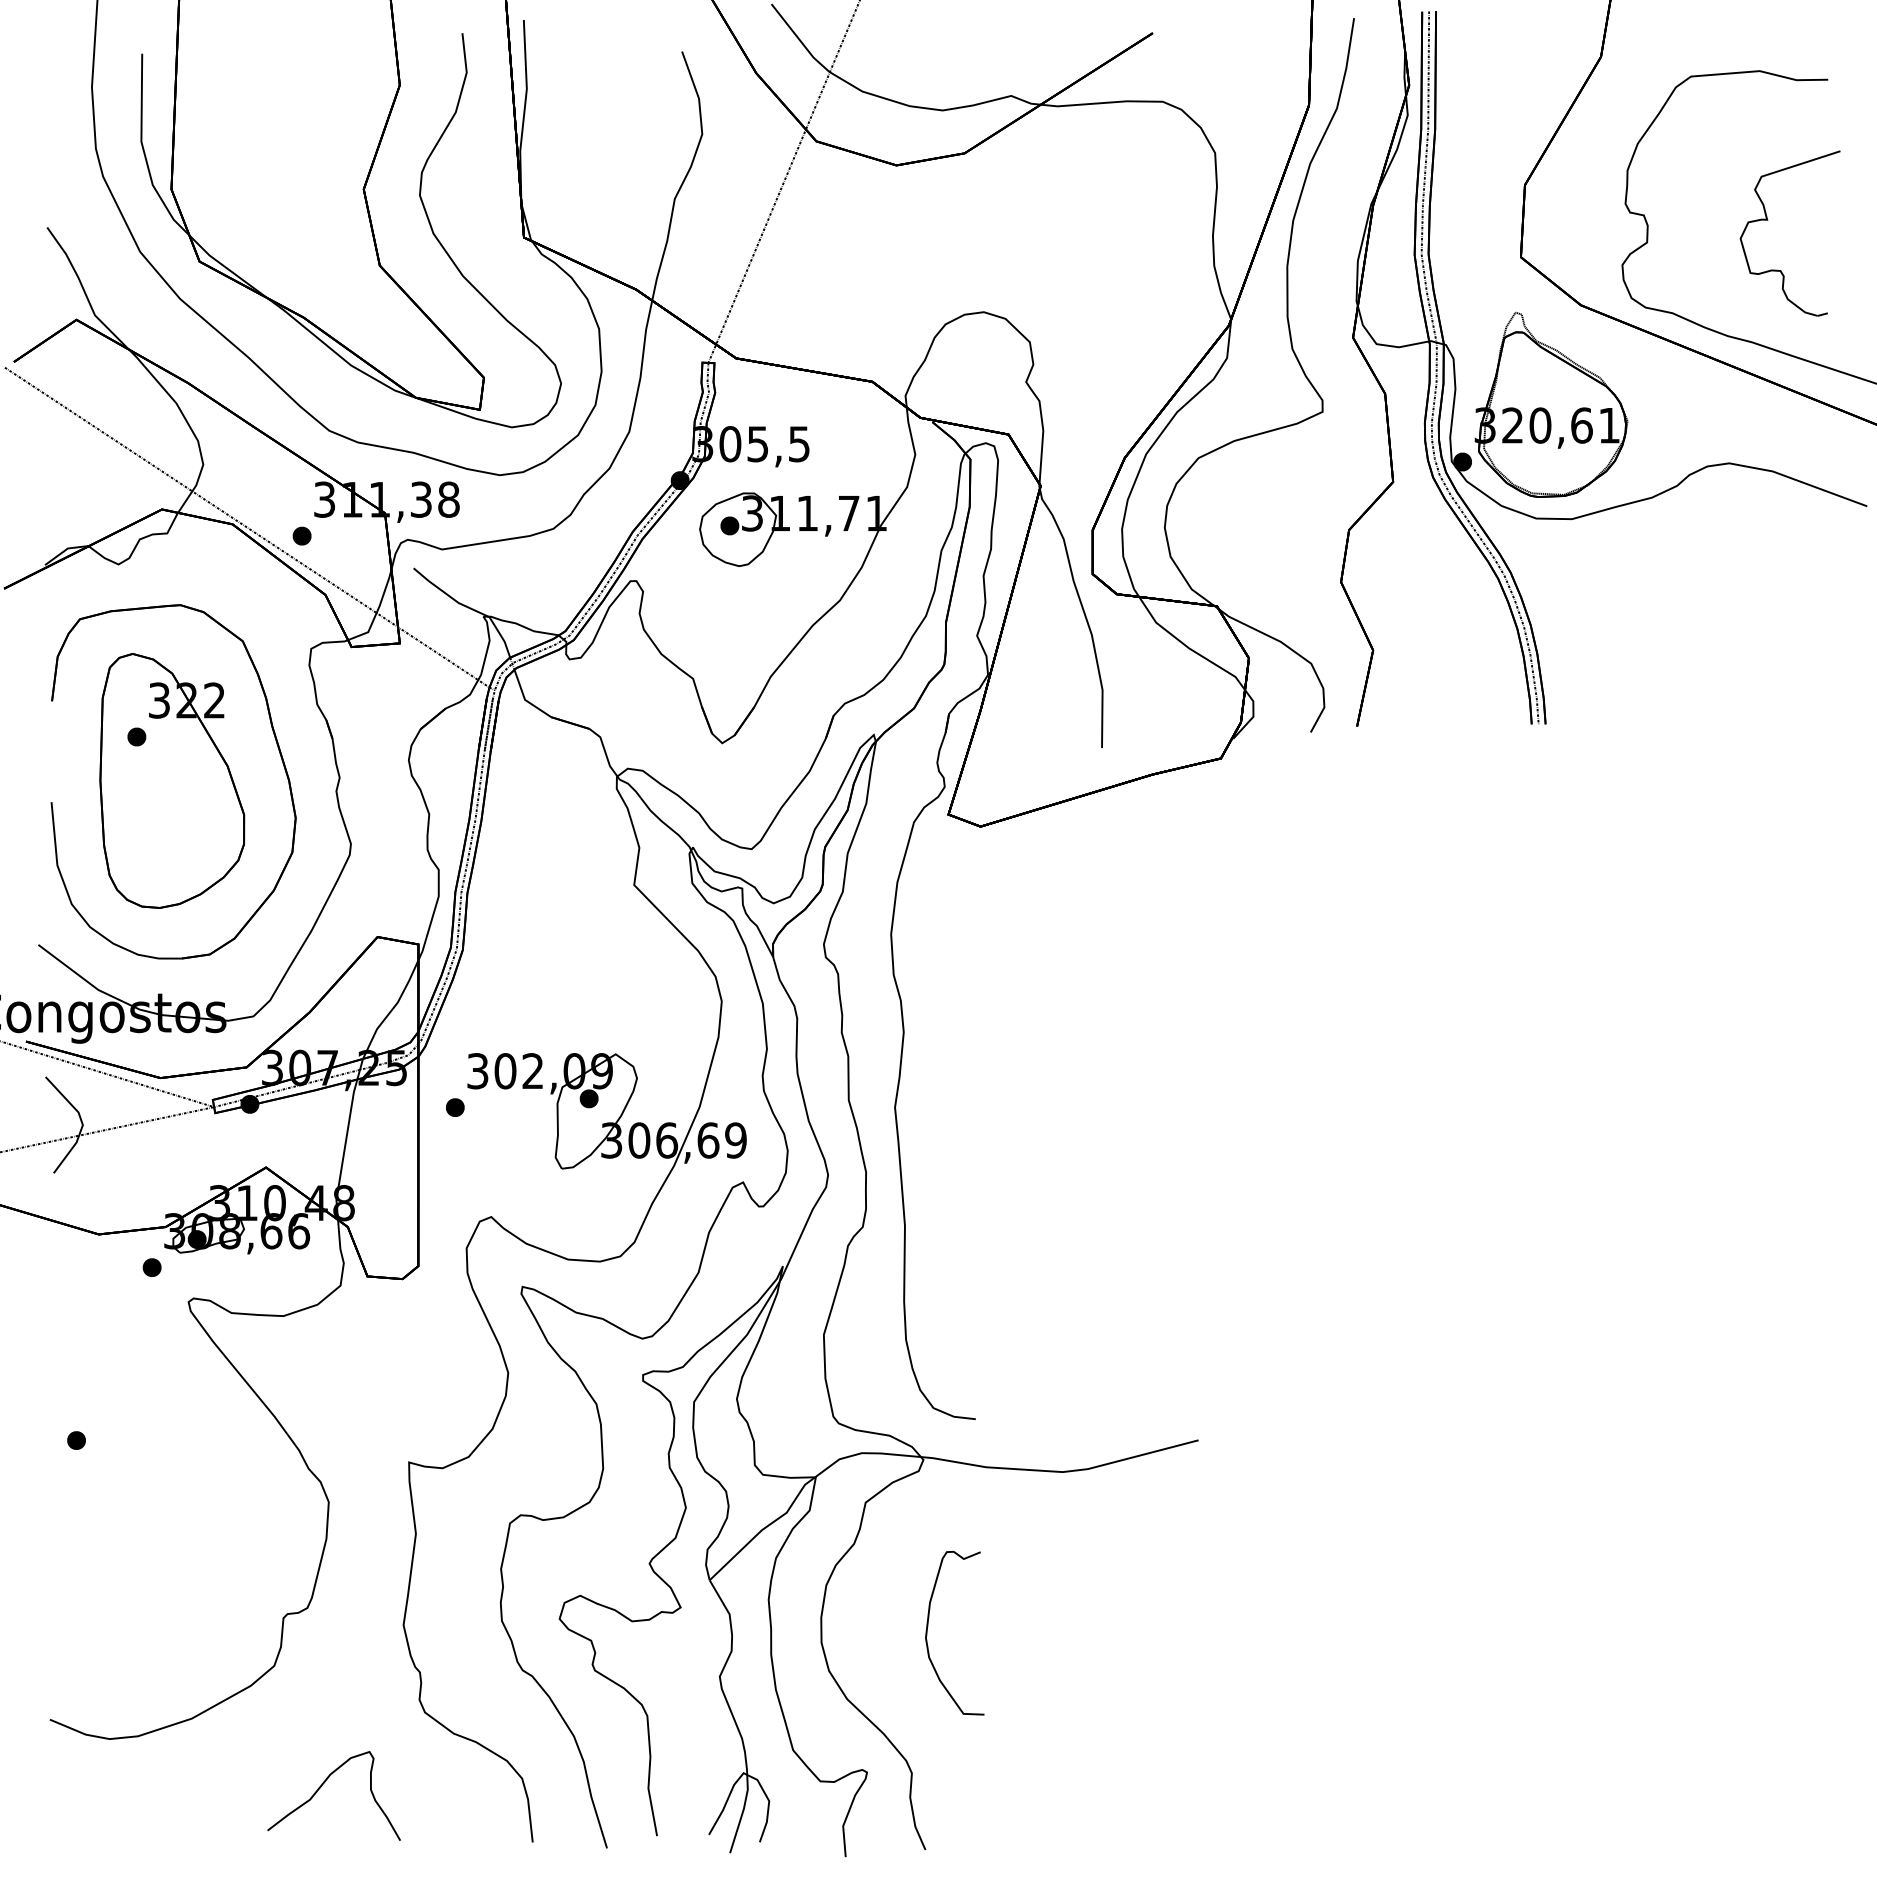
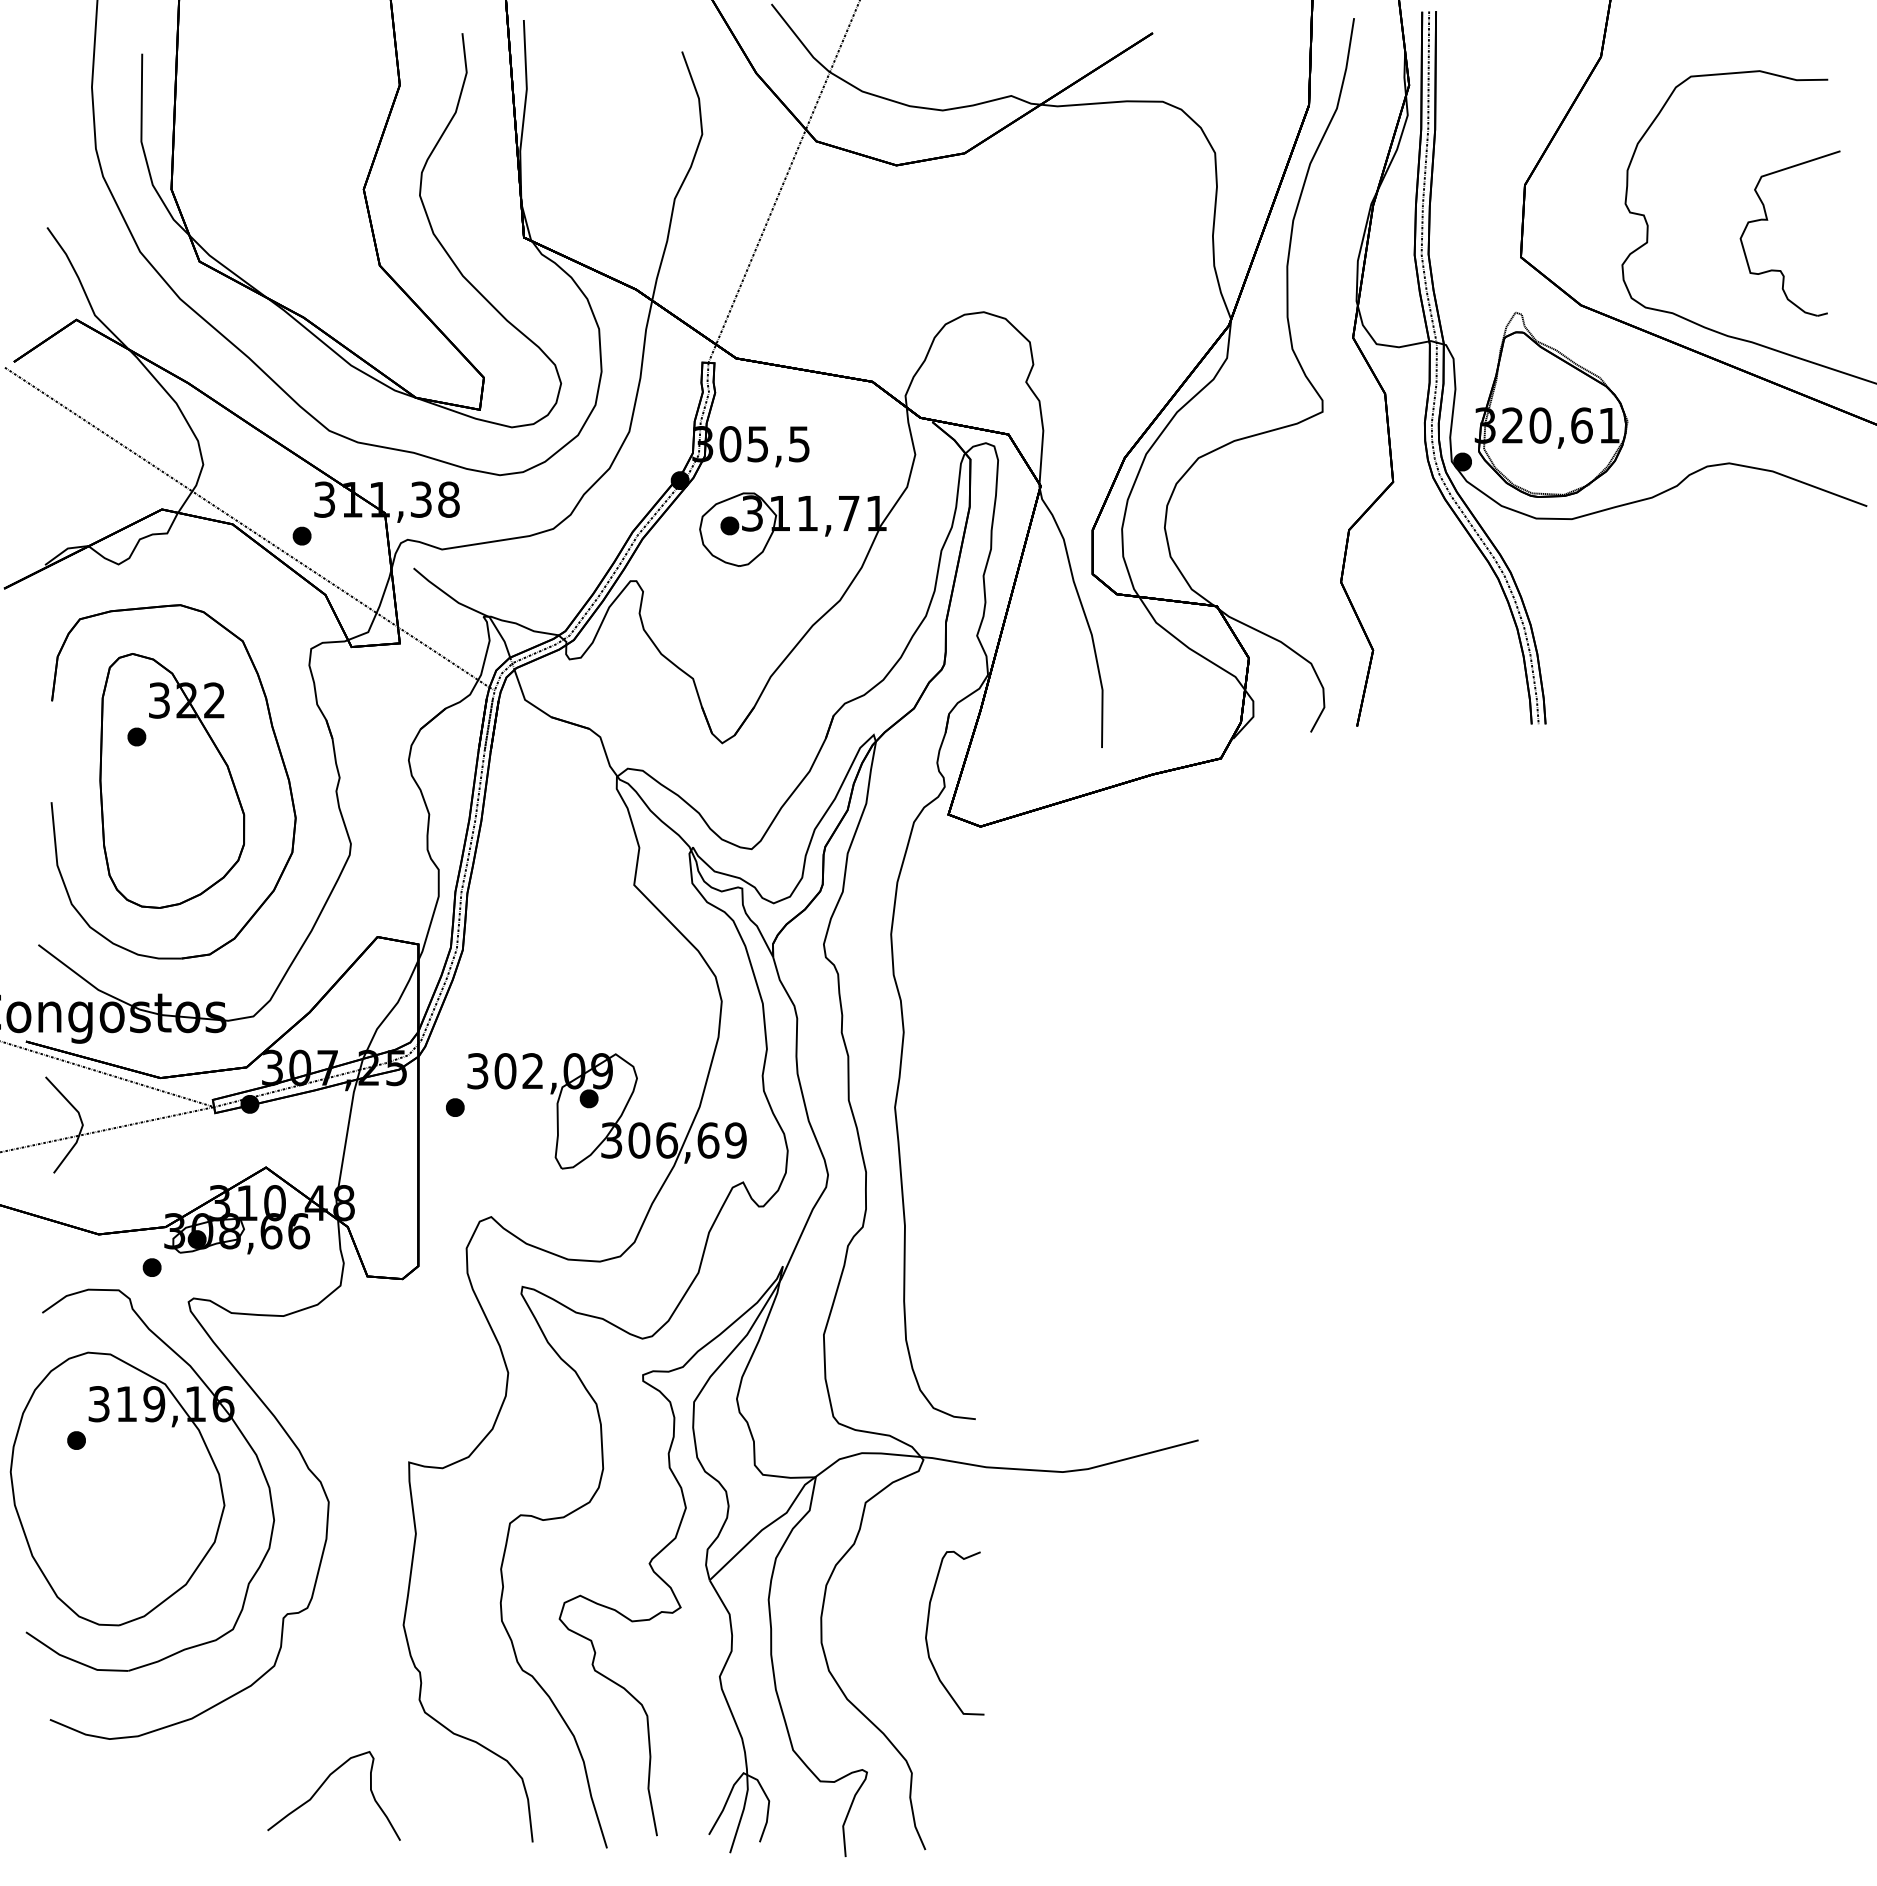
part: none -> present (142, 1479)
